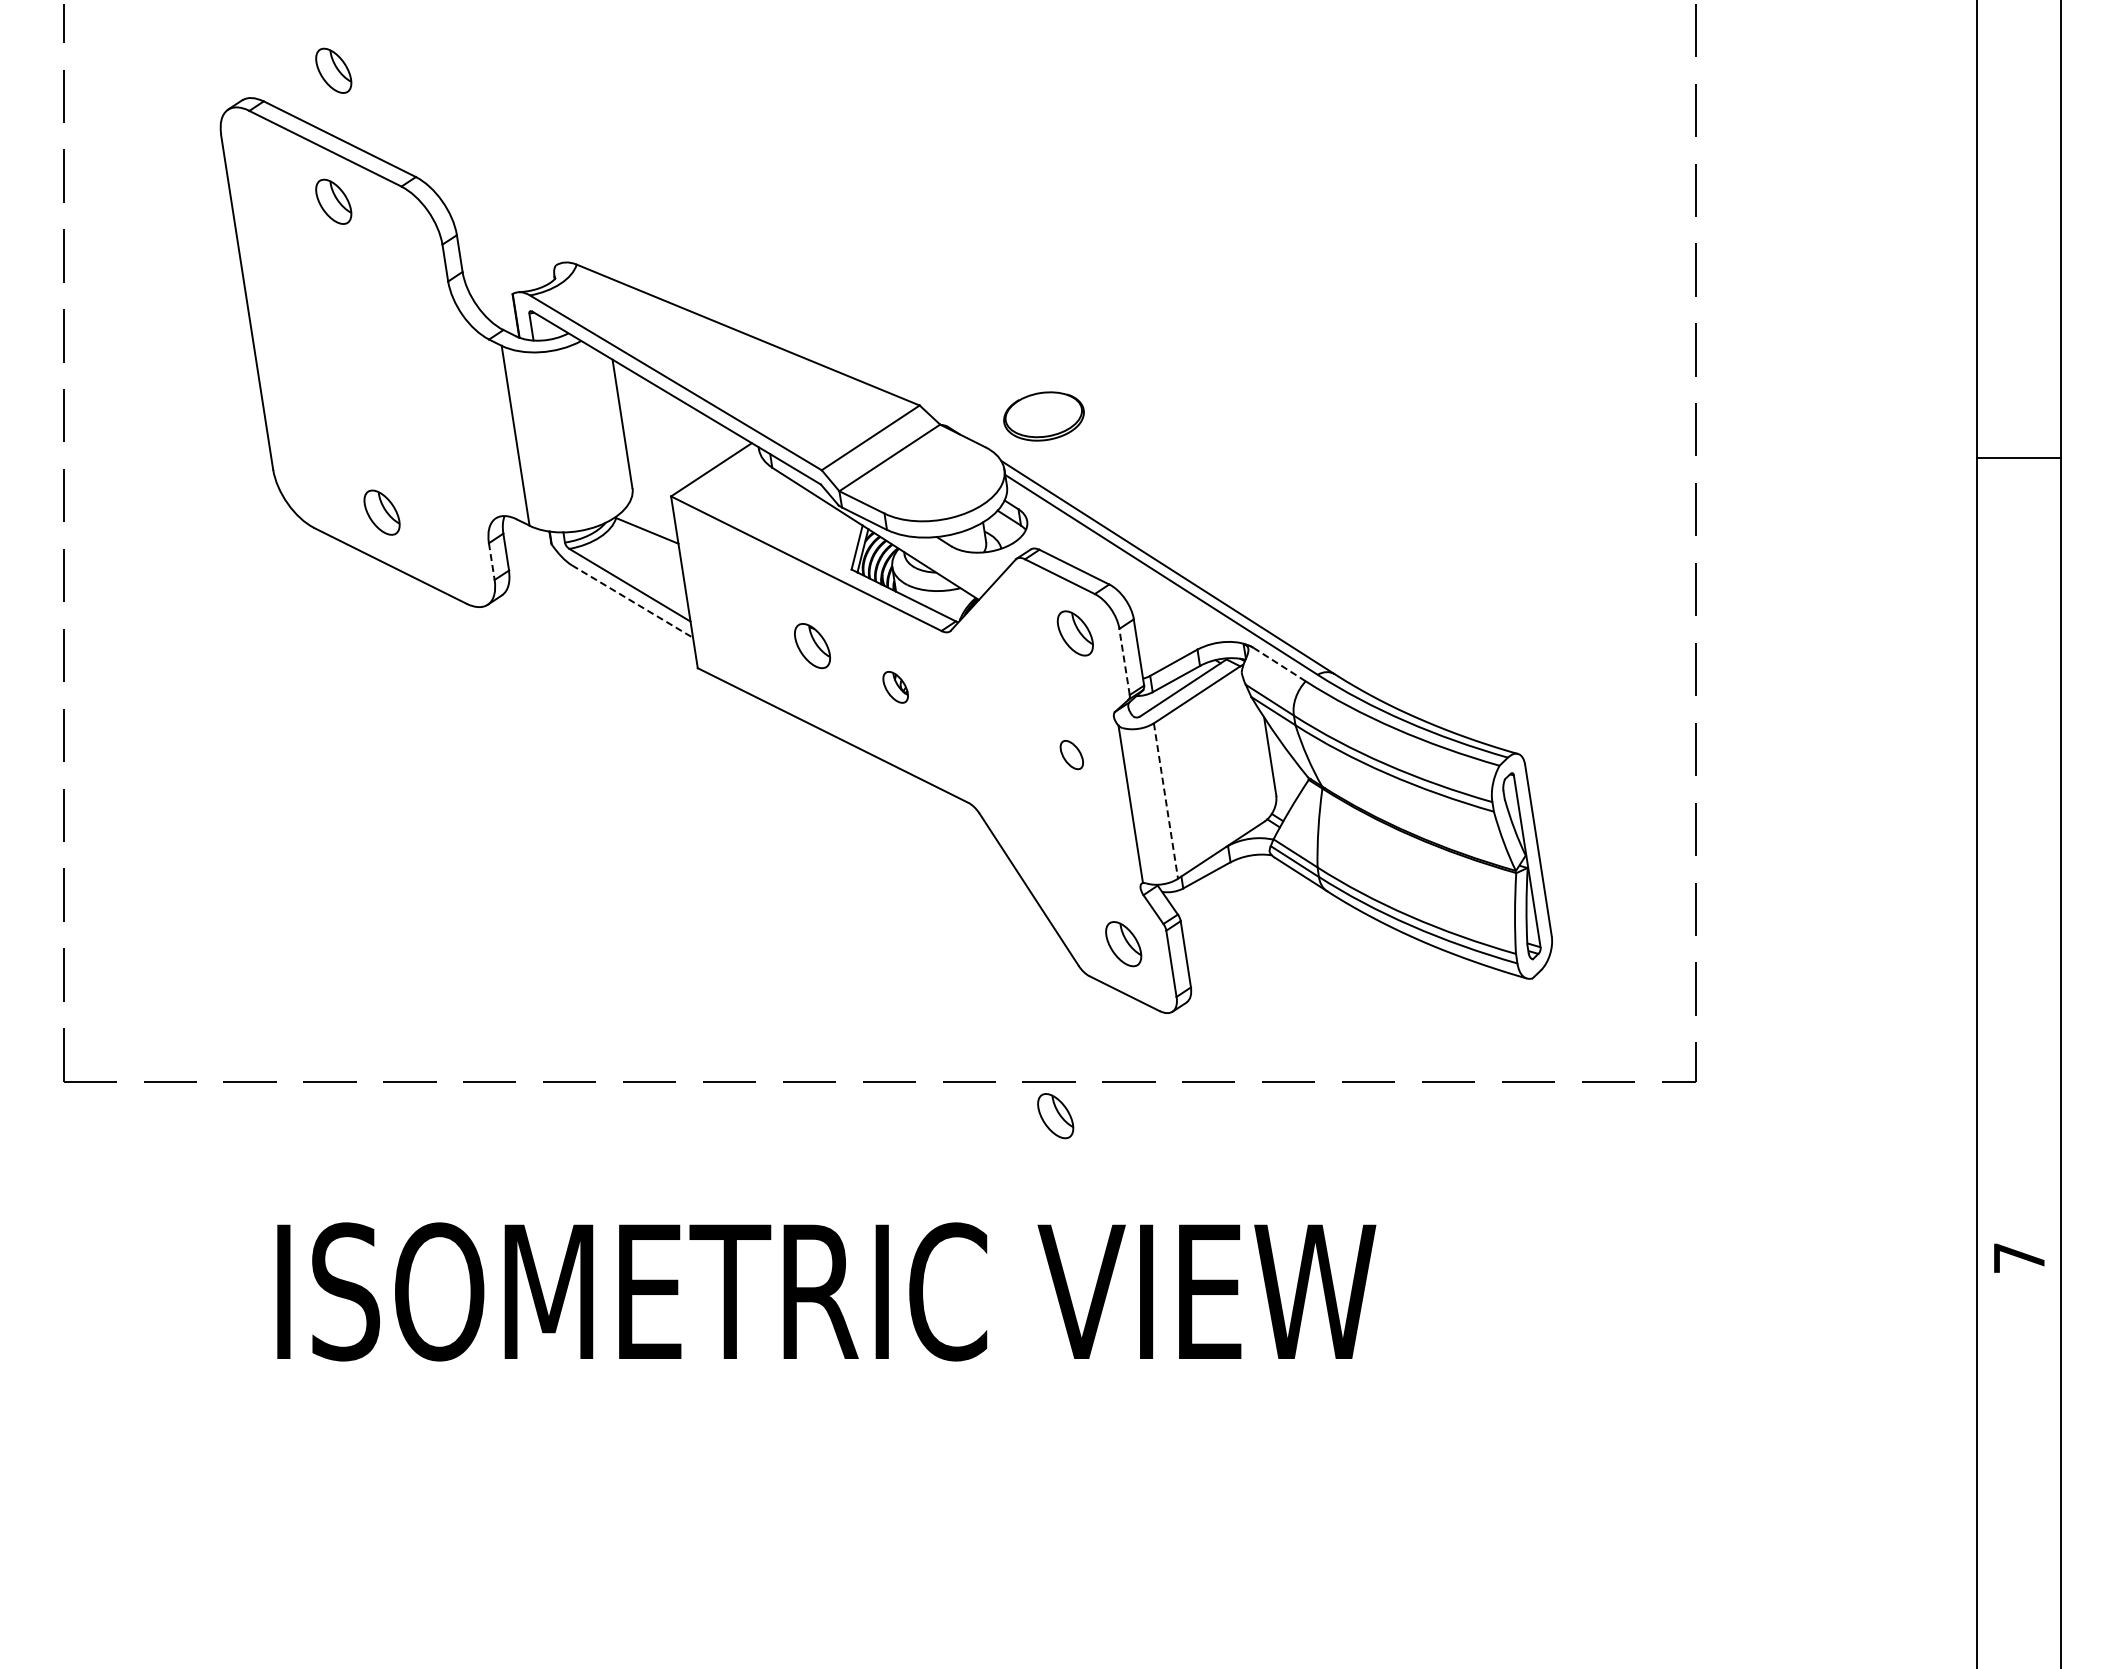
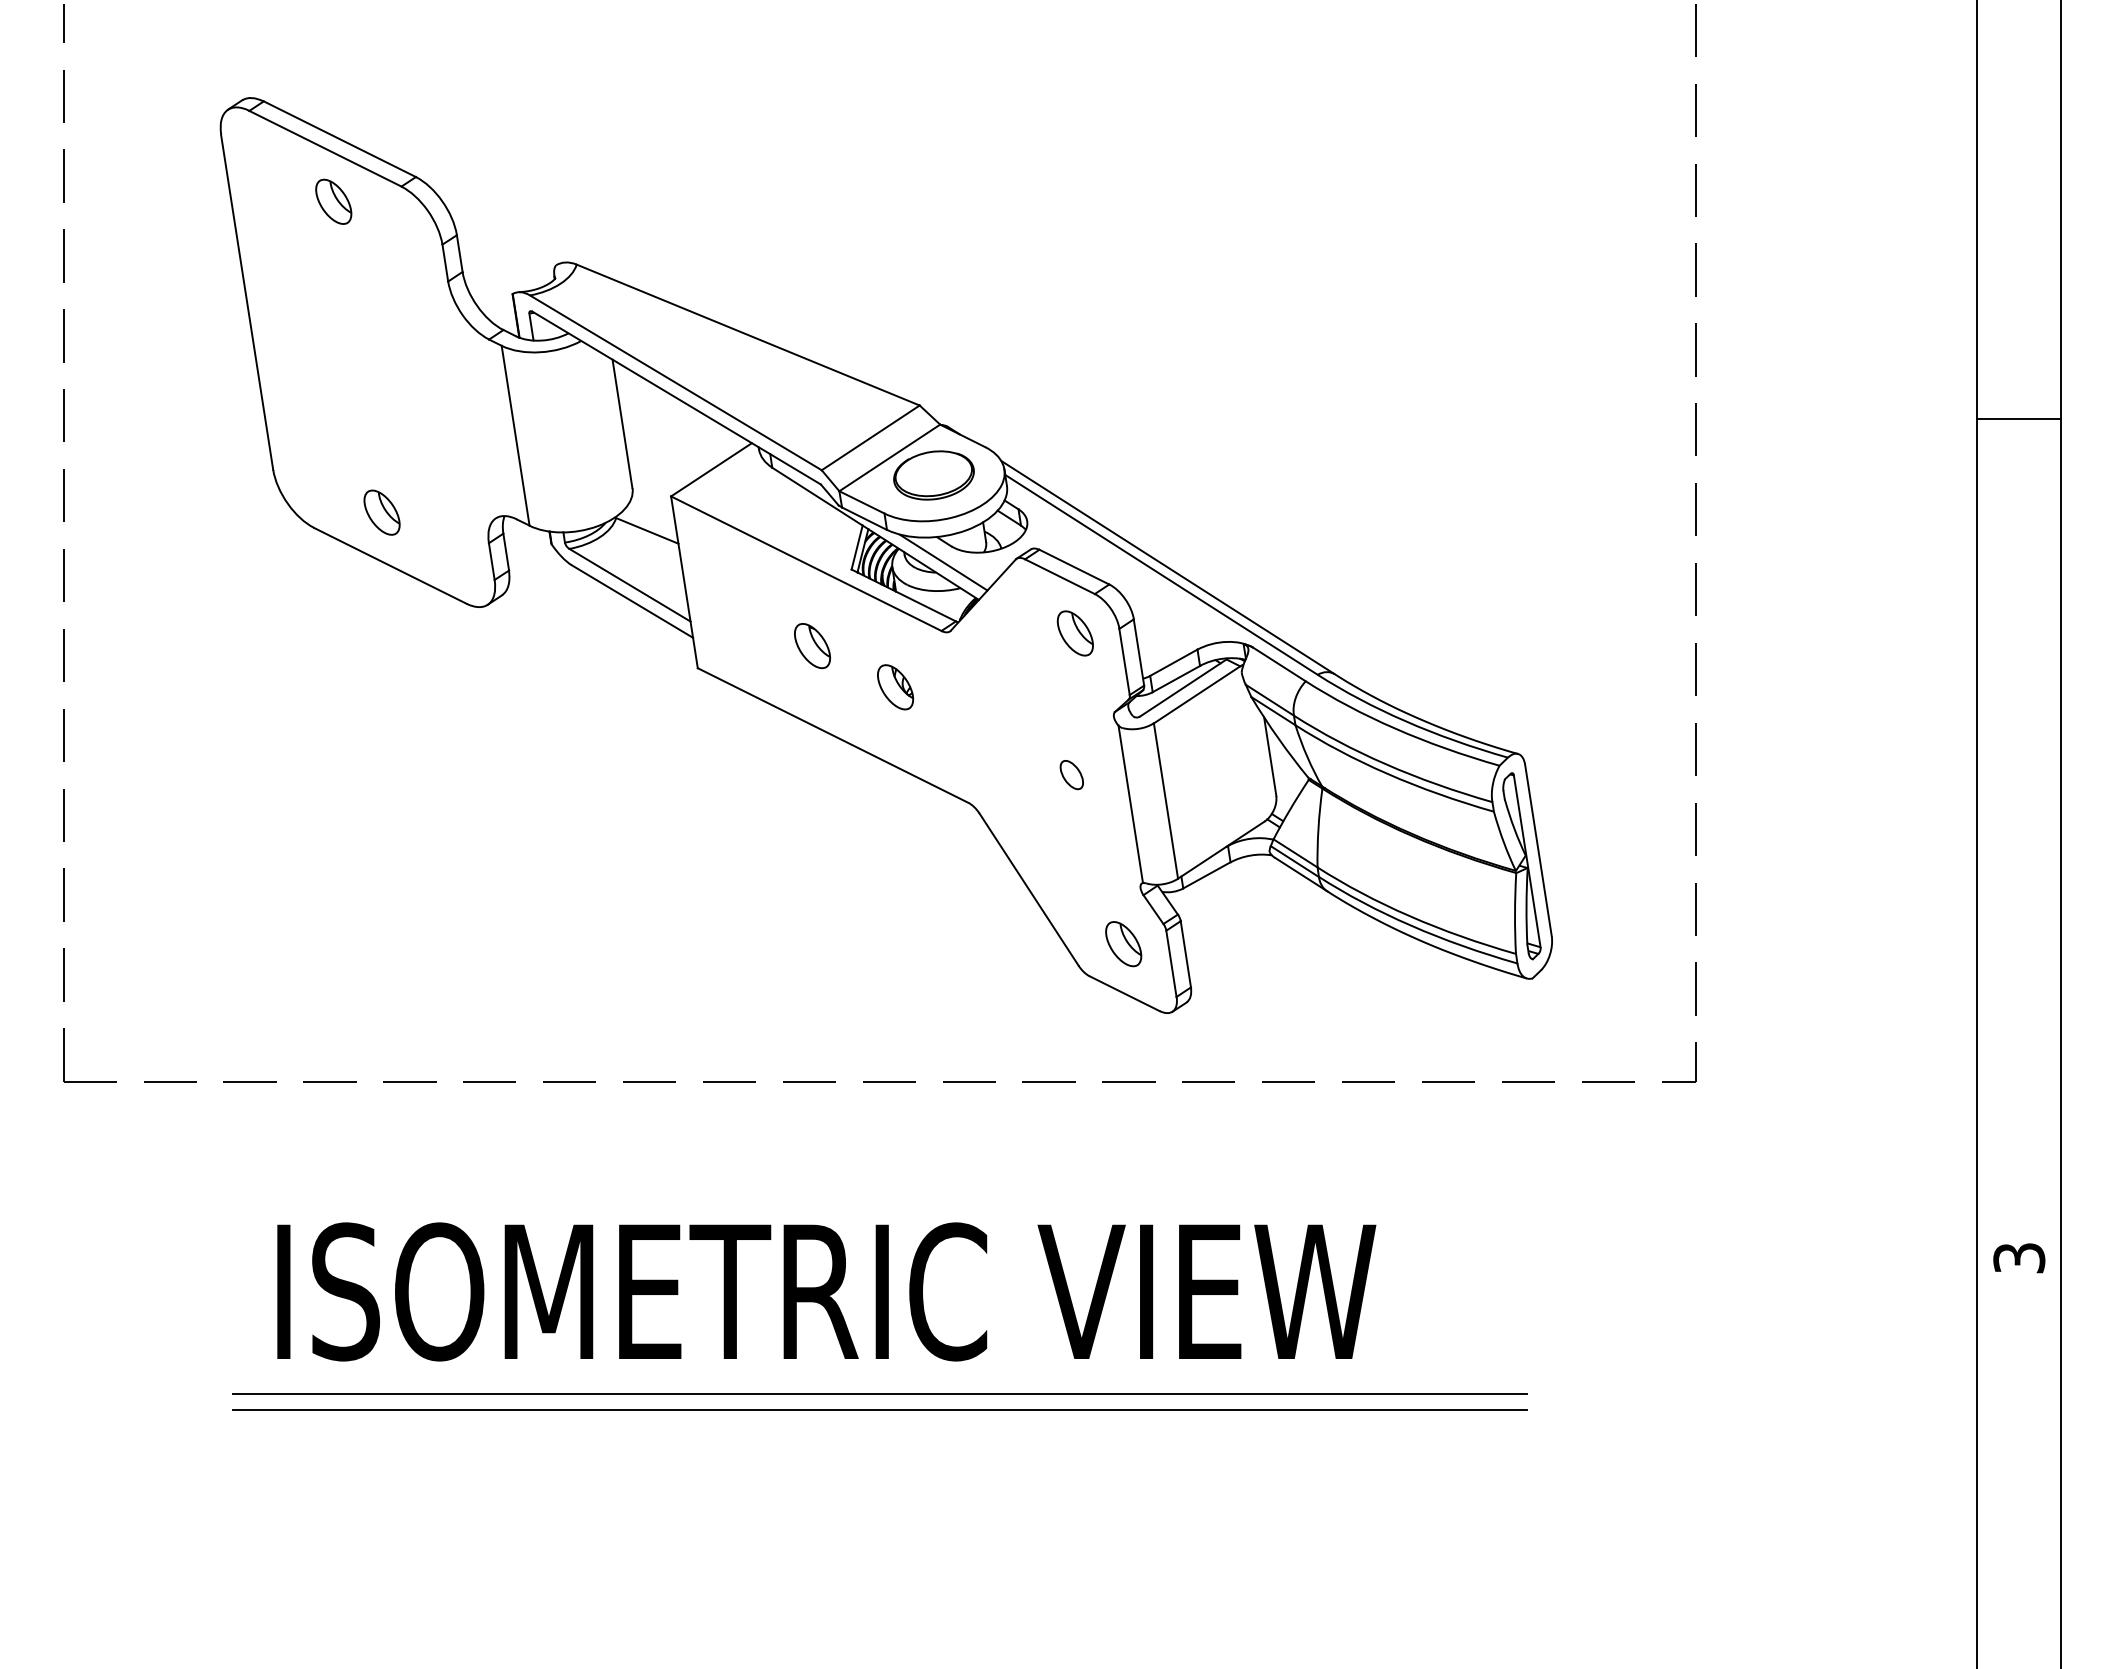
part: present -> none (333, 70)
part position: (1043, 416) -> (933, 475) (933, 475)
line position: (2019, 458) -> (2019, 419) (2019, 419)
line: dashed -> solid (491, 561)
line: none -> present (943, 562)
line: dashed -> solid (632, 601)
line: dashed -> solid (1124, 661)
line: dashed -> solid (1279, 664)
part size: 27x33 px -> 38x47 px (895, 687)
part position: (1071, 755) -> (1071, 775) (1071, 775)
line: dashed -> solid (1165, 801)
part: present -> none (1055, 1116)
text: 7 -> 3 (2019, 1258)
line: none -> present (879, 1393)
line: none -> present (879, 1410)
